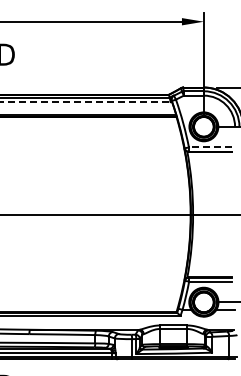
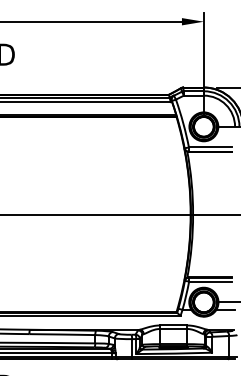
line: dashed -> solid (85, 102)
line: dashed -> solid (209, 147)
